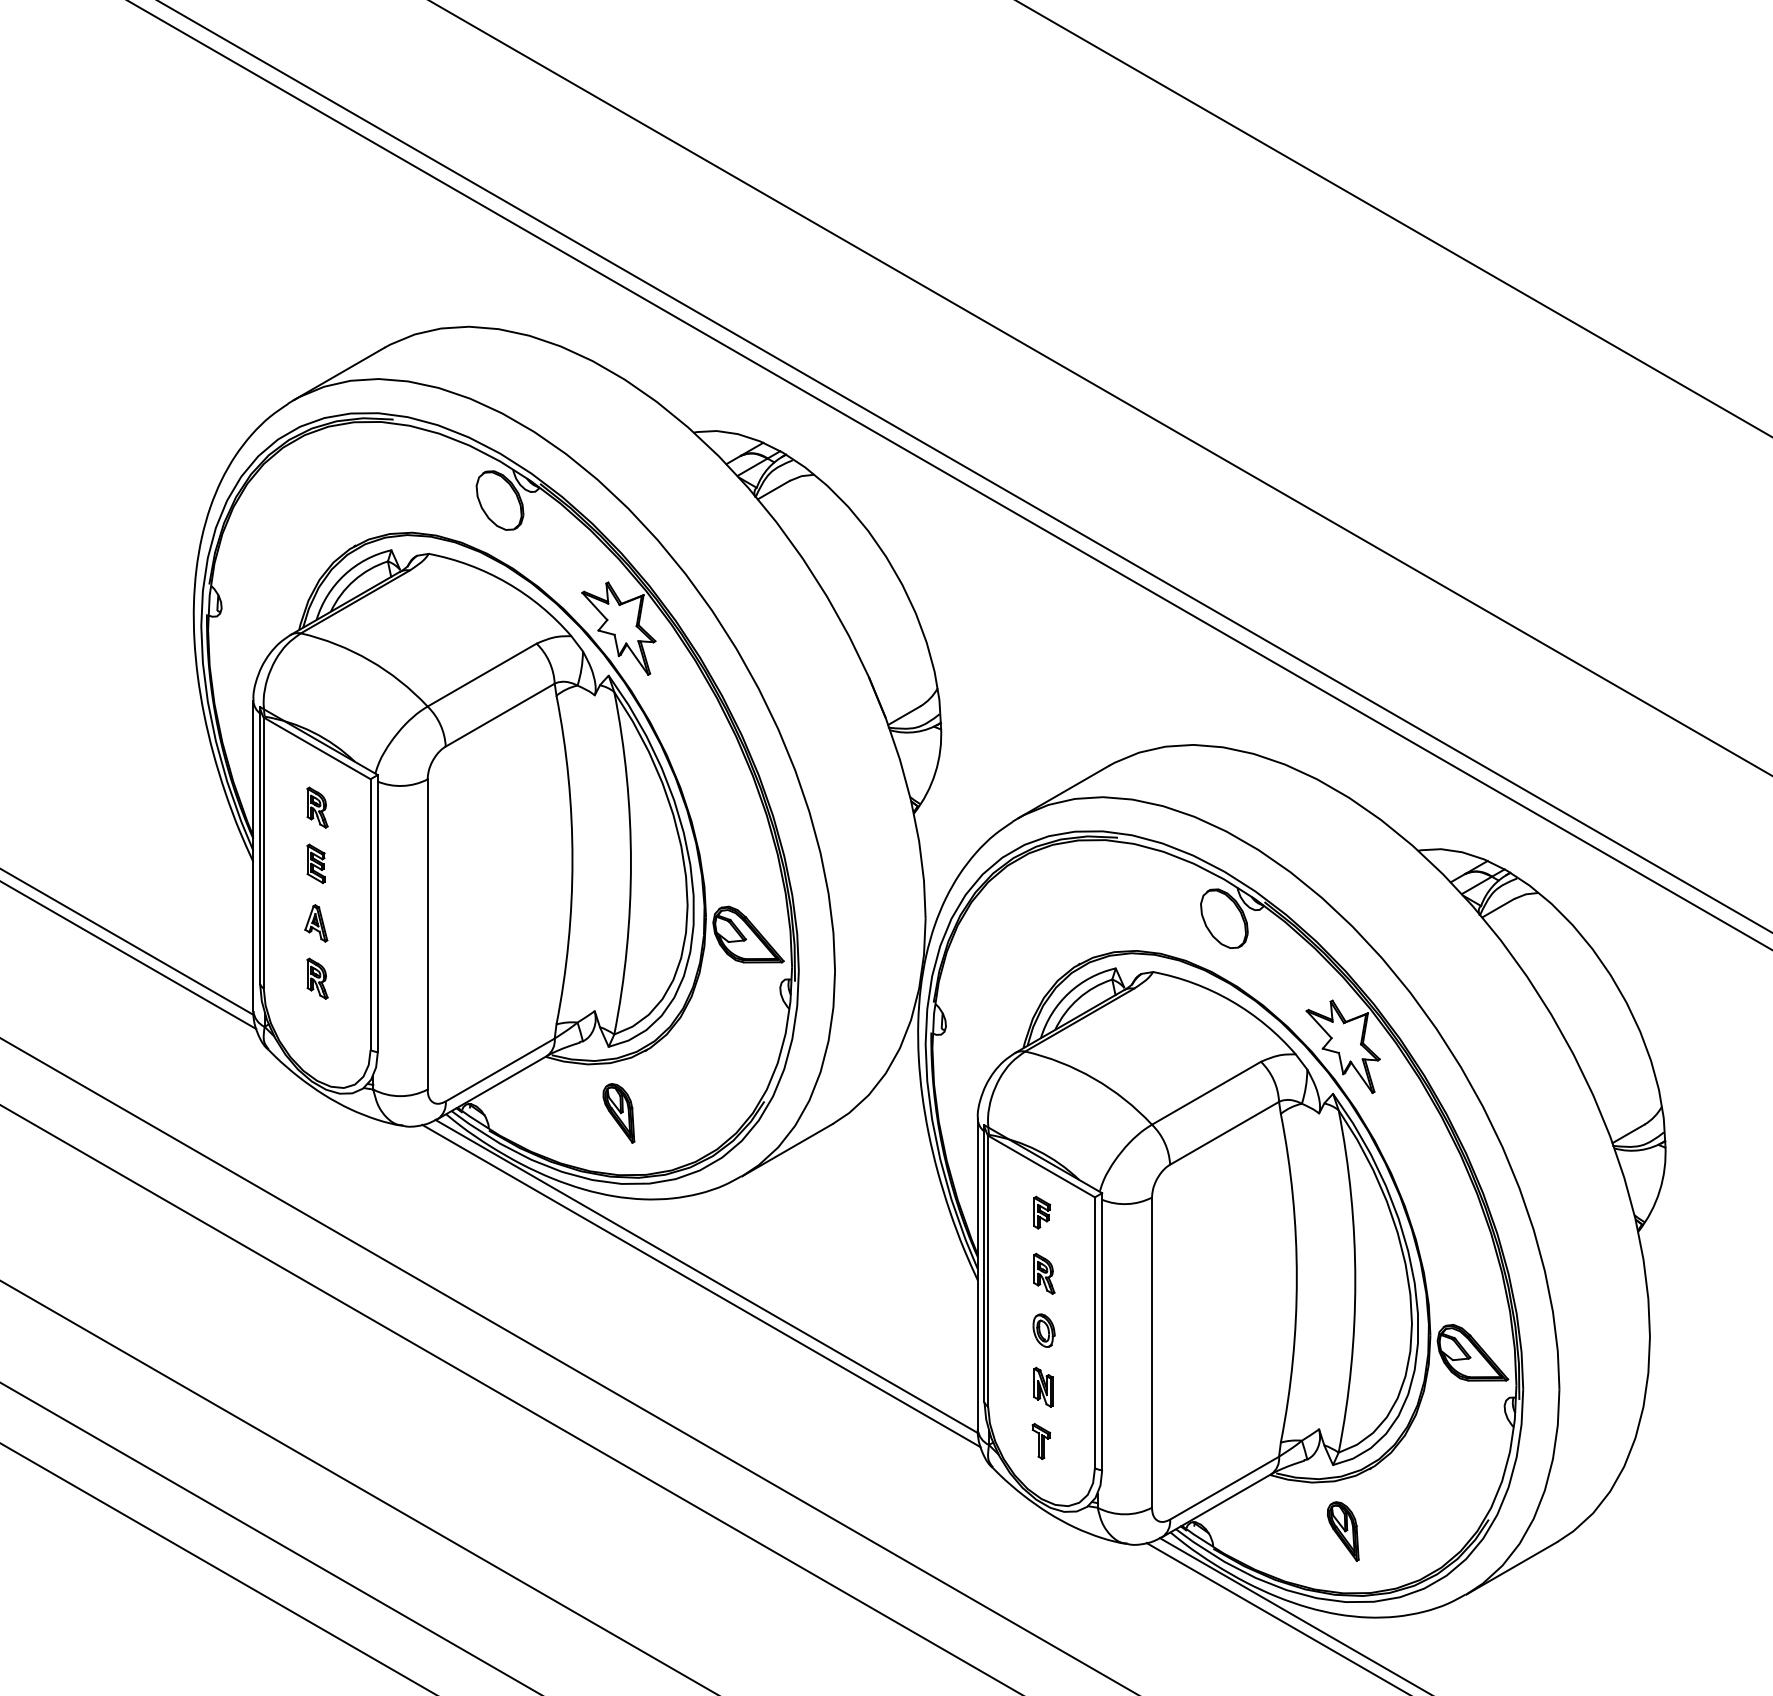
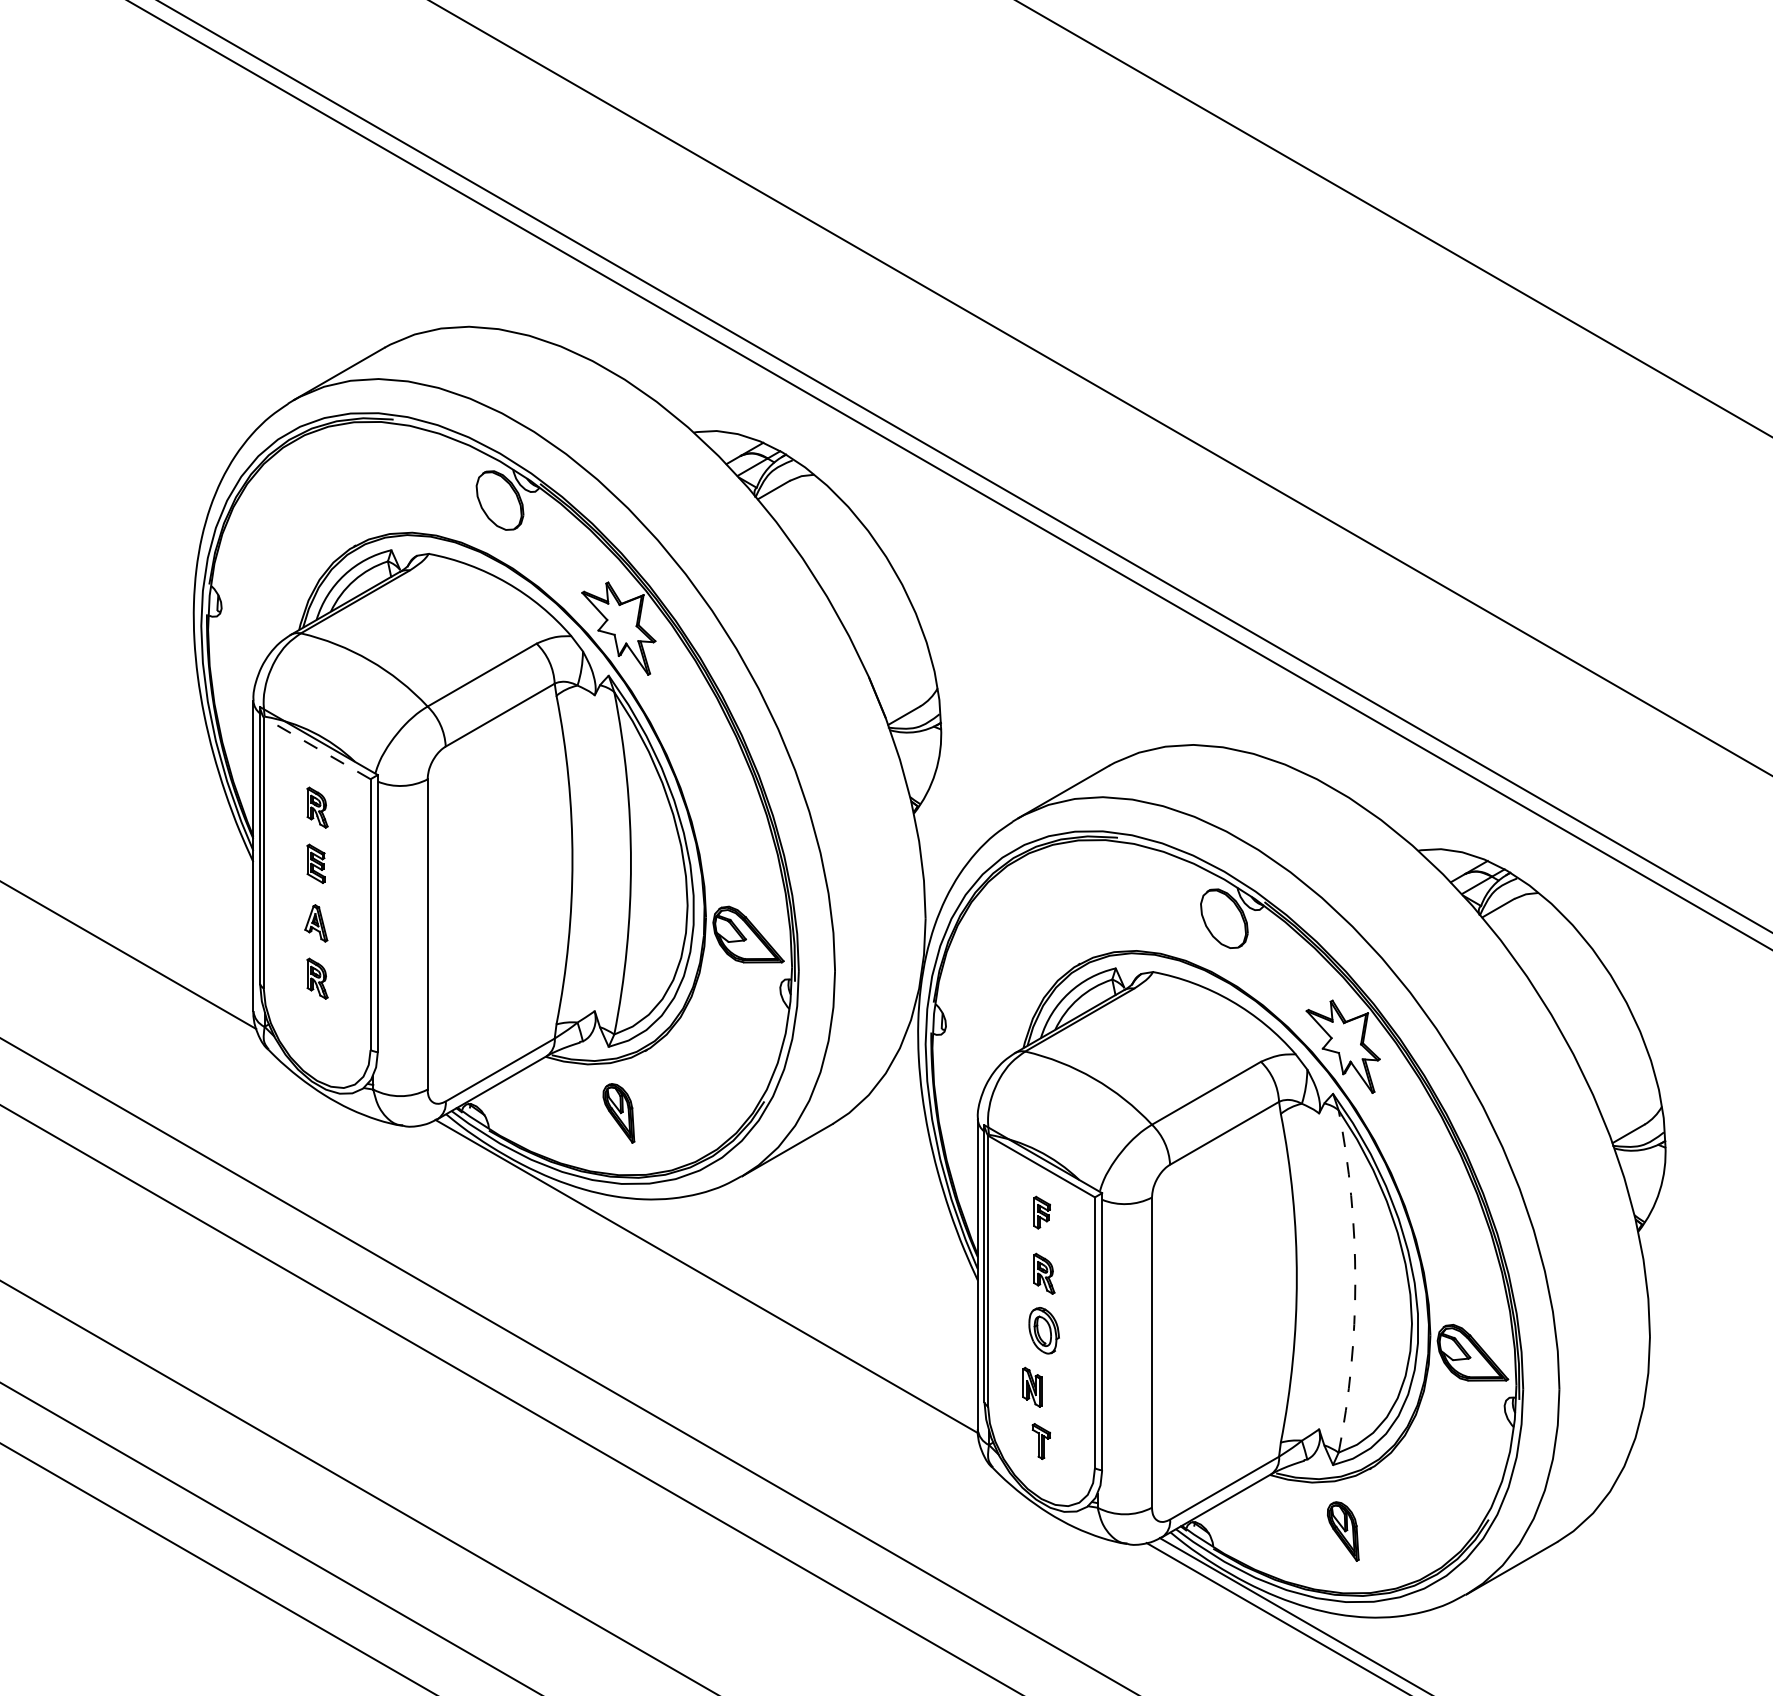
line: solid -> dashed (317, 748)
line: present -> none (127, 942)
arc: solid -> dashed (1355, 1281)
line: present -> none (701, 1285)
part size: 24x35 px -> 32x48 px (1043, 1330)
part position: (1043, 1386) -> (1032, 1386) (1032, 1386)
